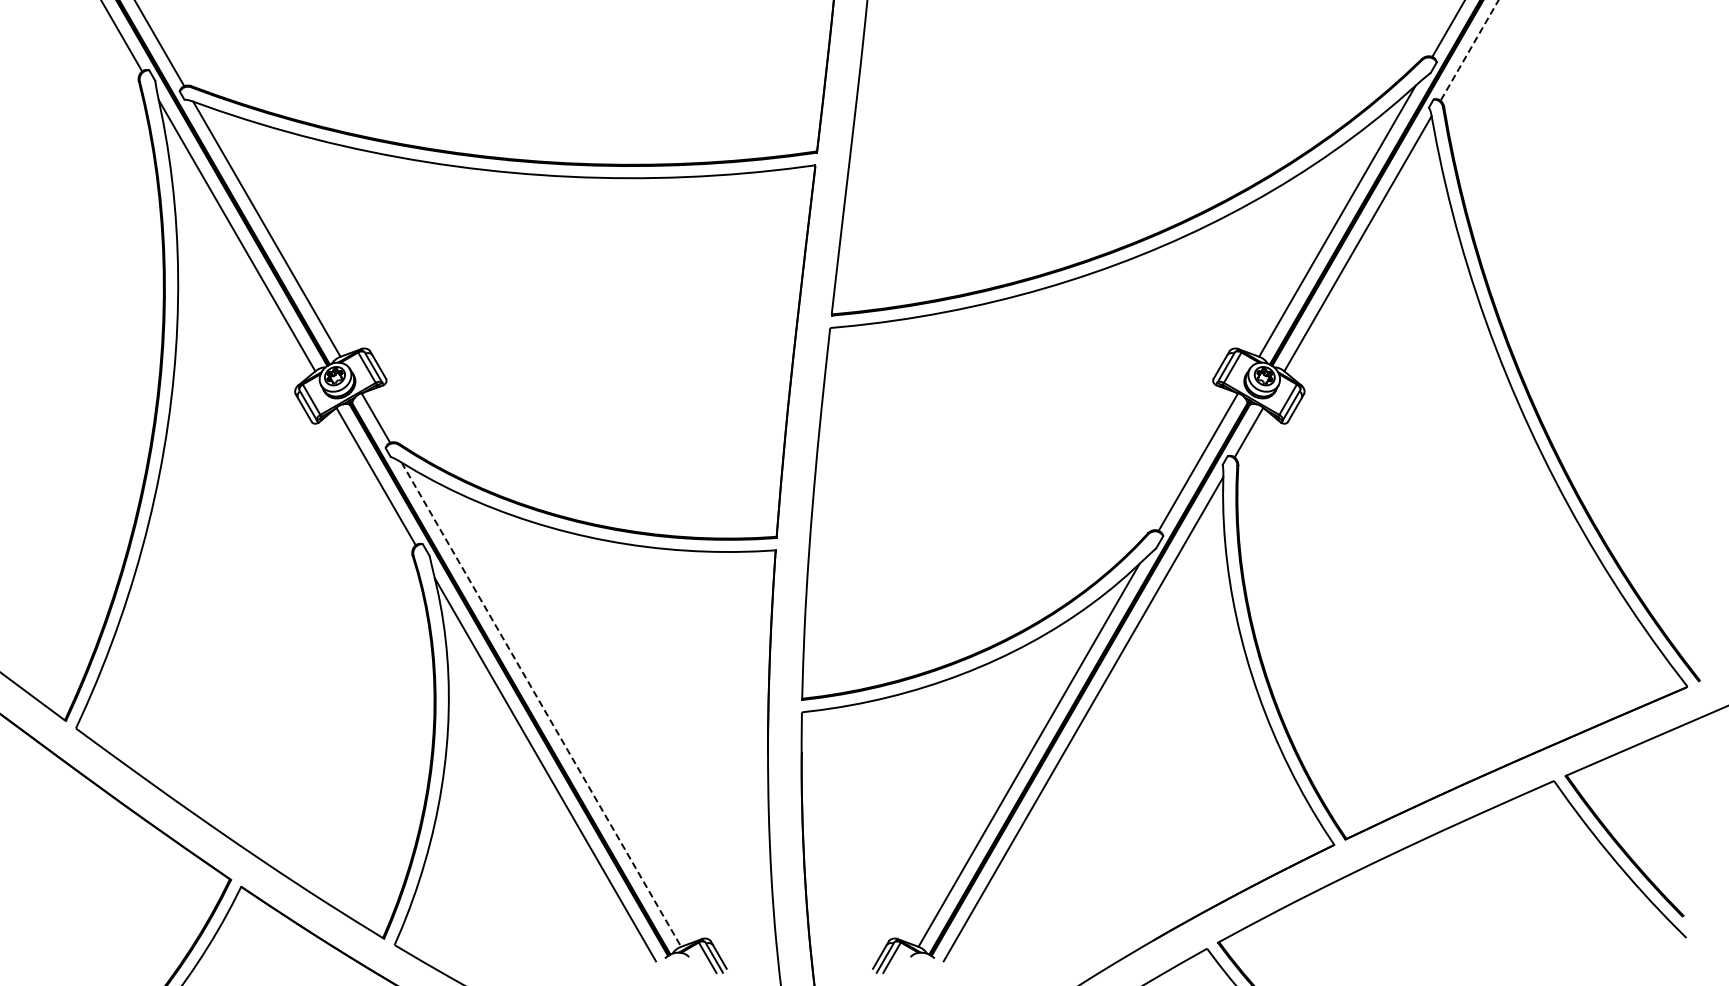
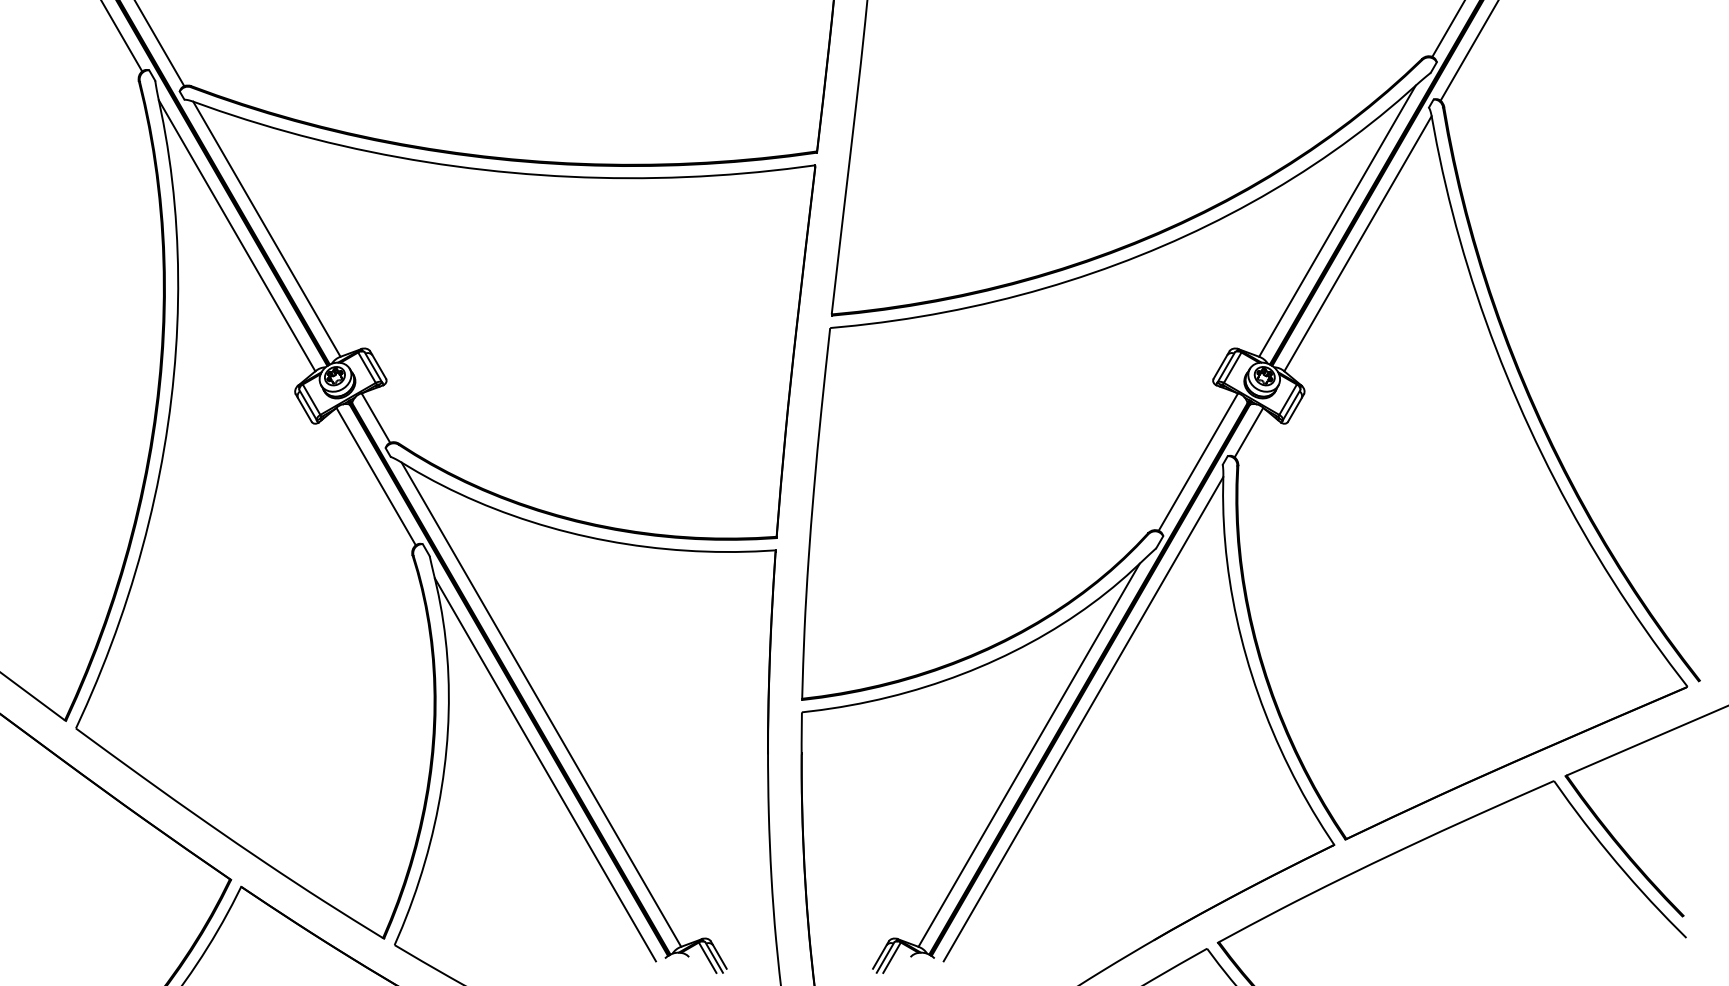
line: dashed -> solid (1469, 50)
line: dashed -> solid (541, 704)
